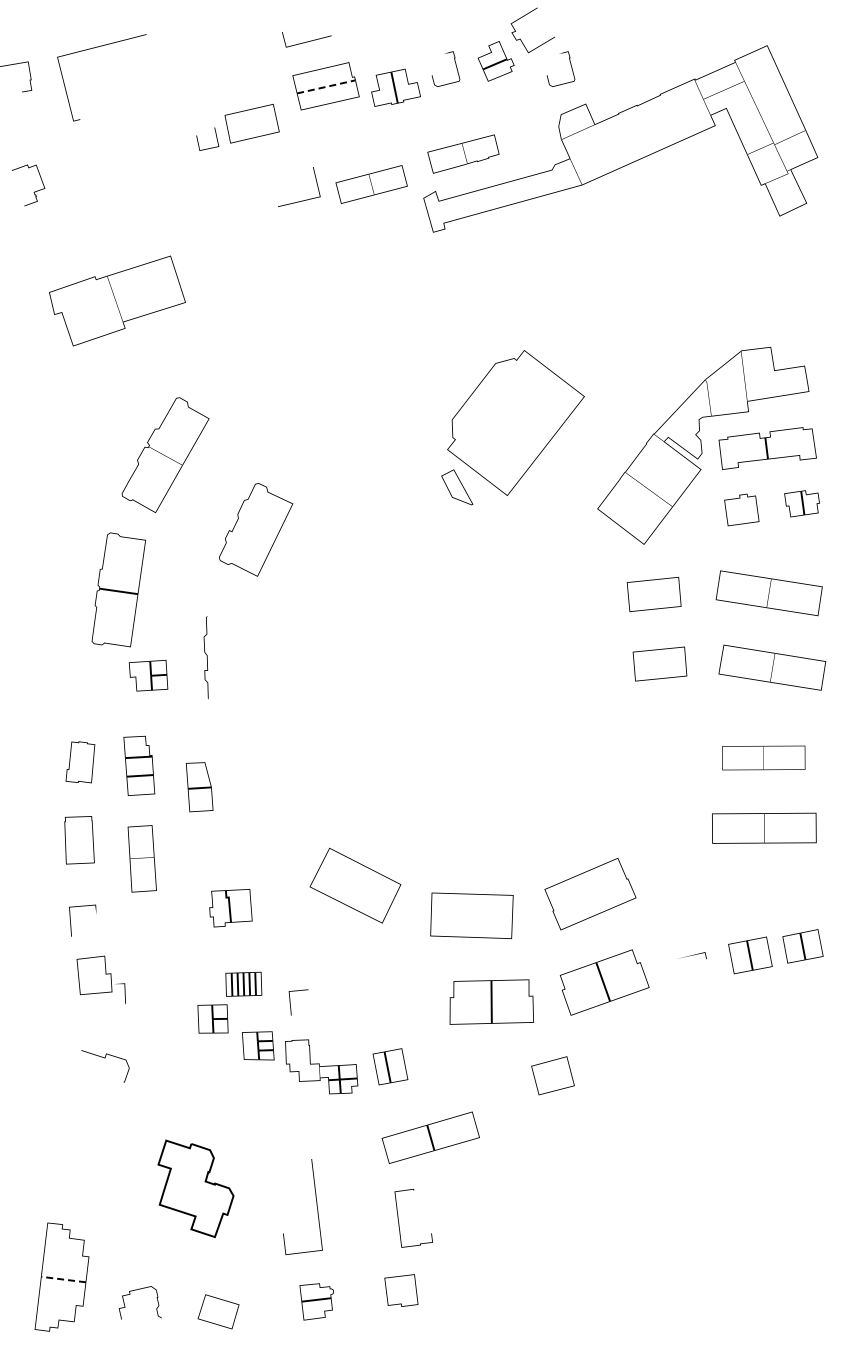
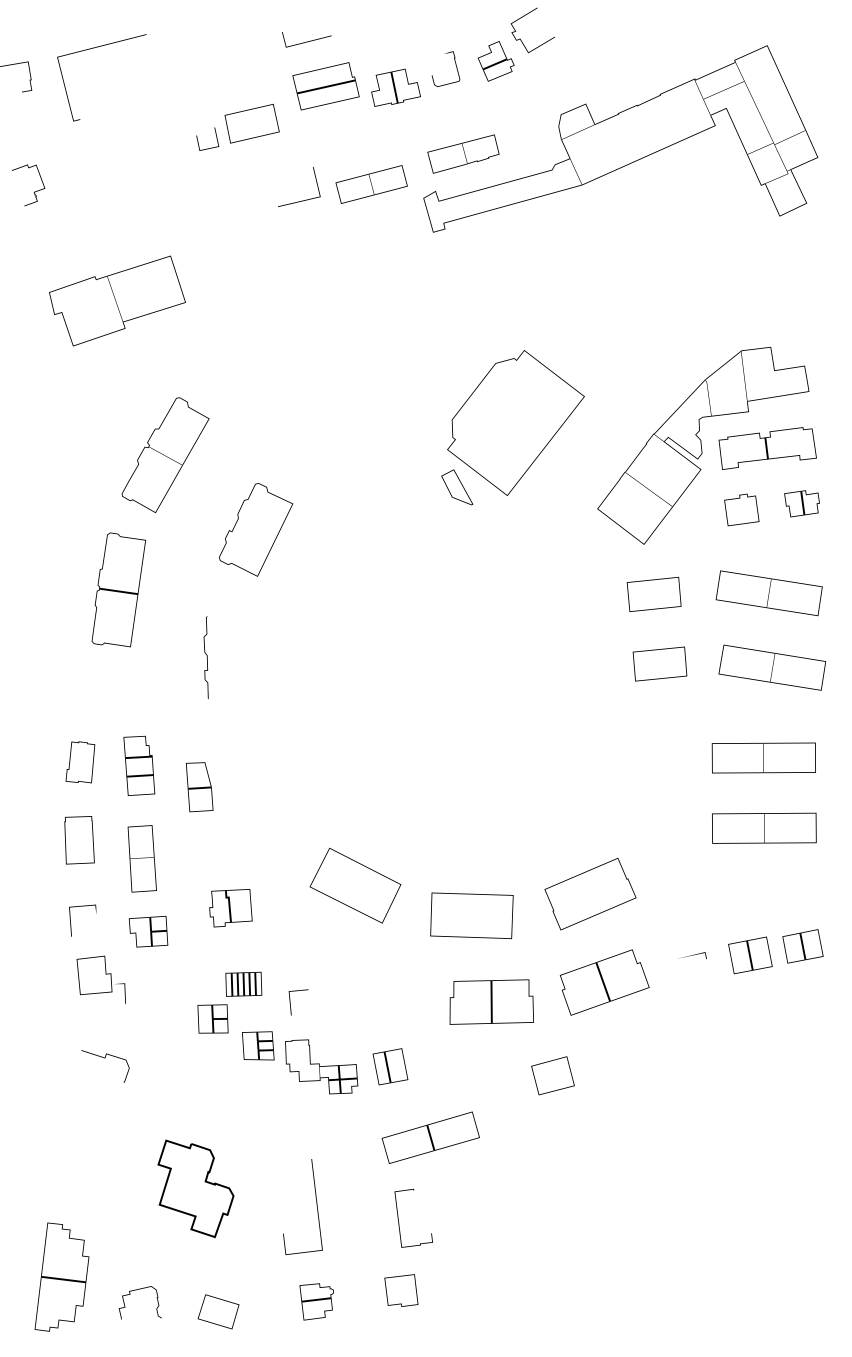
part: present -> none (570, 65)
line: dashed -> solid (326, 86)
part position: (148, 675) -> (148, 931) (148, 931)
part size: 84x26 px -> 105x32 px (763, 757)
line: dashed -> solid (63, 1279)
